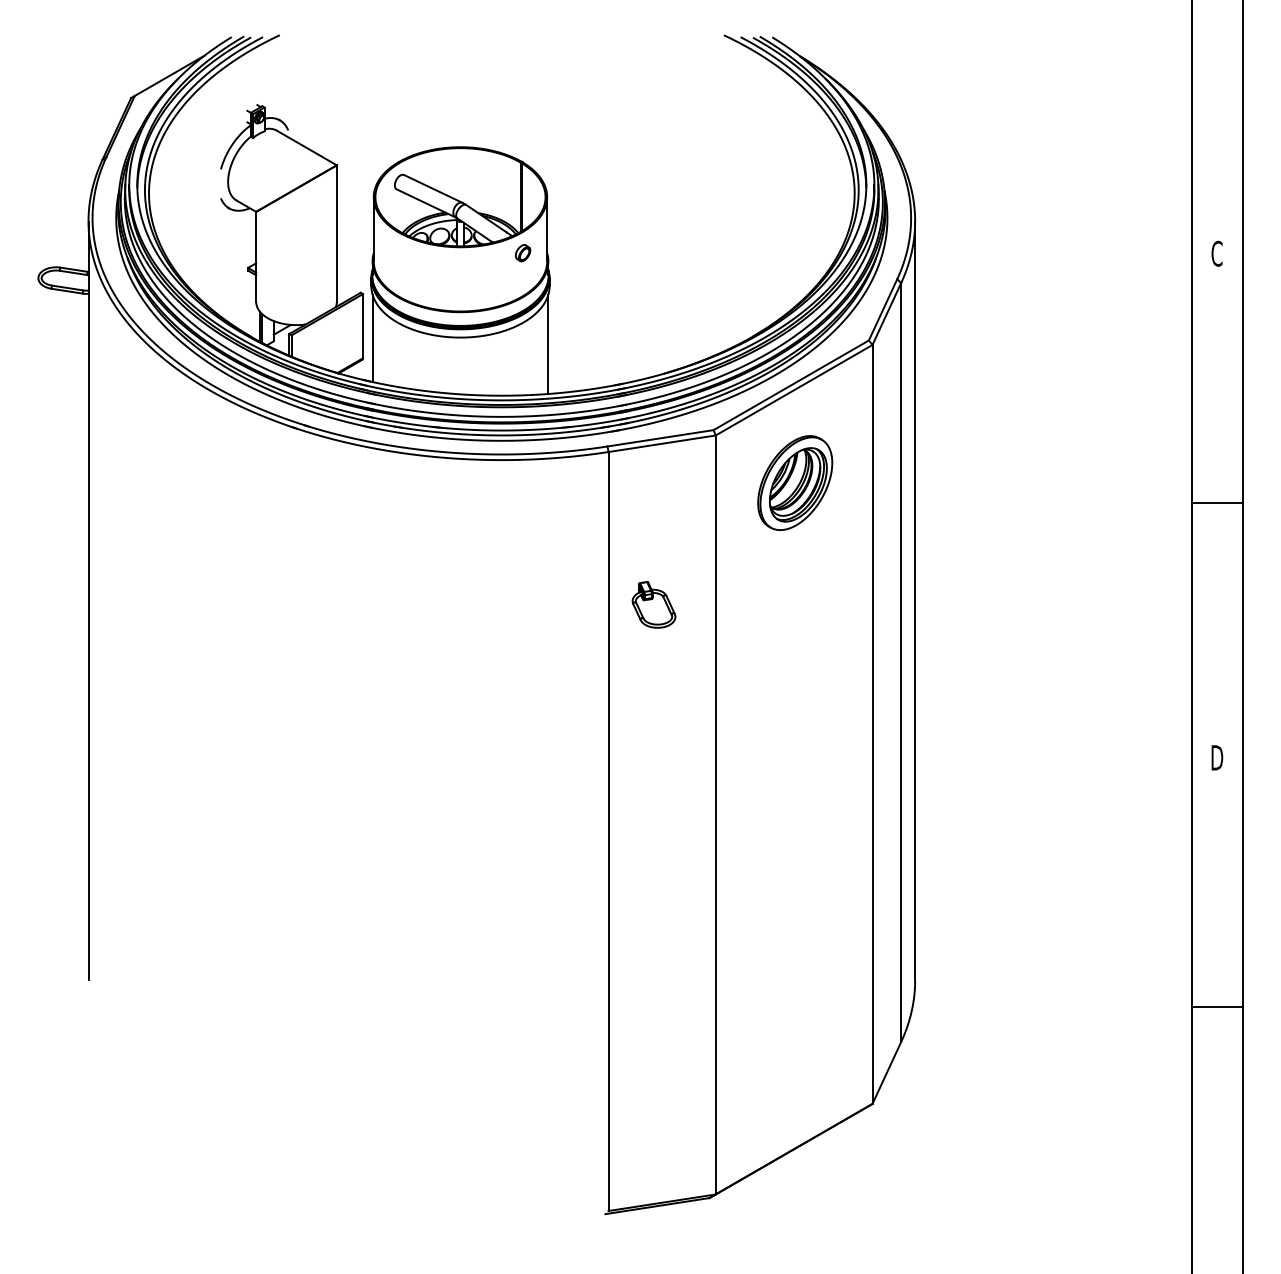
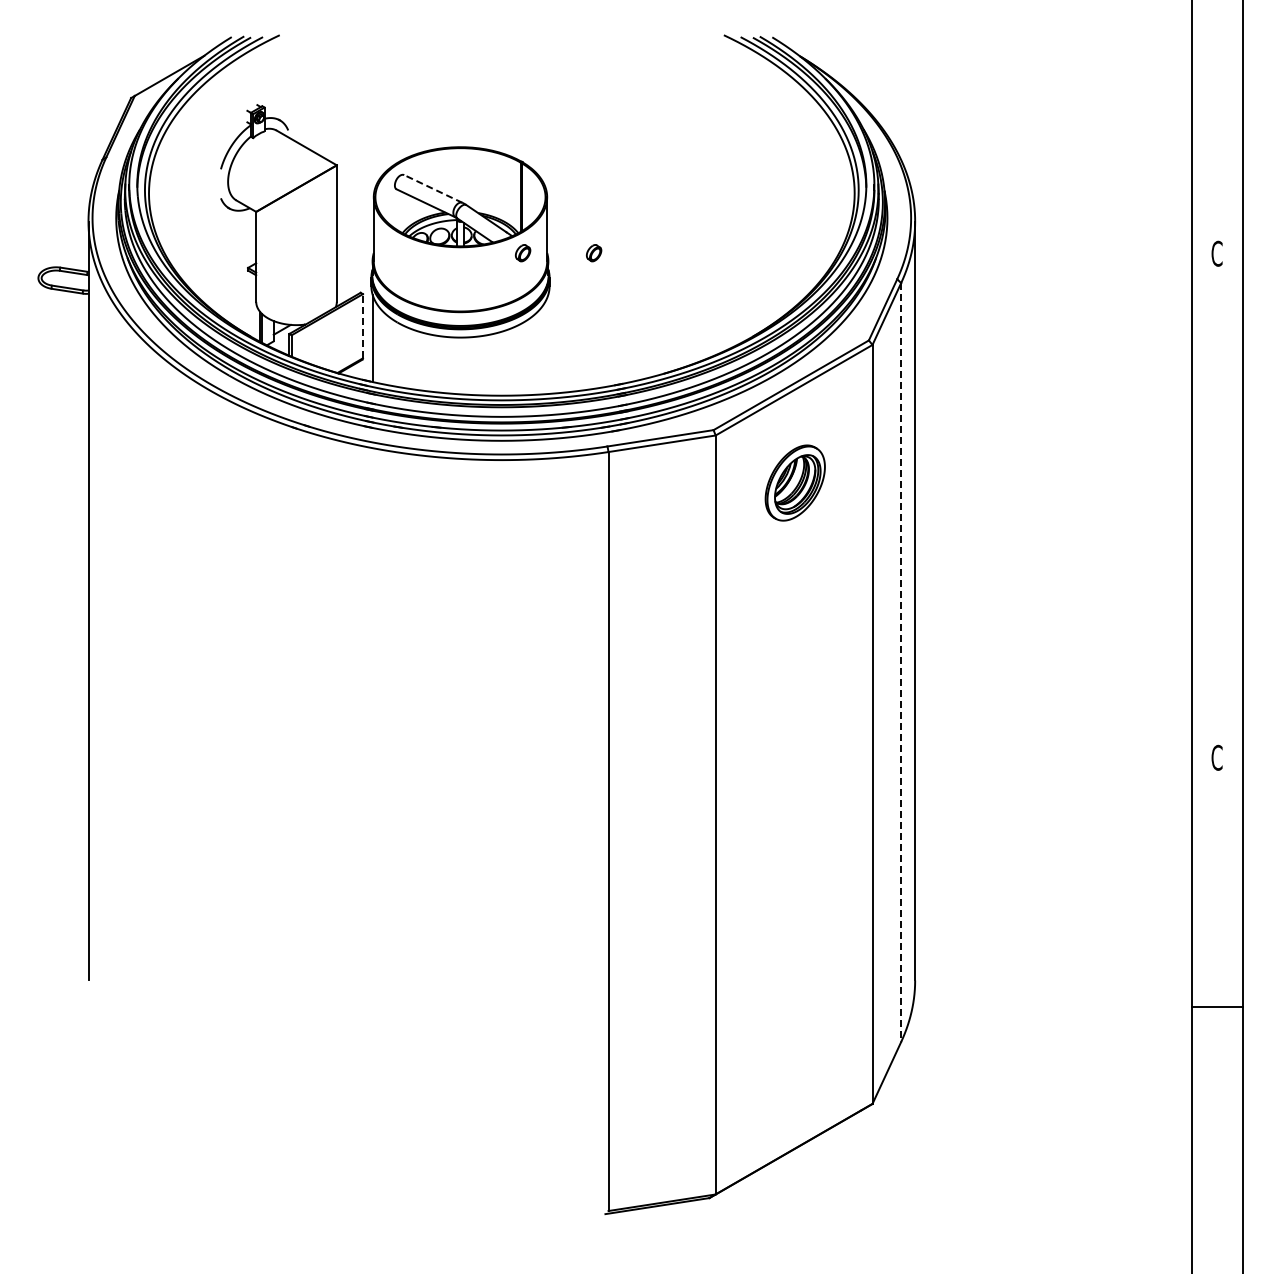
line: solid -> dashed (432, 188)
part: none -> present (594, 253)
line: solid -> dashed (362, 325)
line: present -> none (548, 344)
part size: 77x96 px -> 62x78 px (794, 482)
line: present -> none (1217, 503)
part: present -> none (653, 604)
line: solid -> dashed (901, 663)
text: D -> C (1217, 757)
